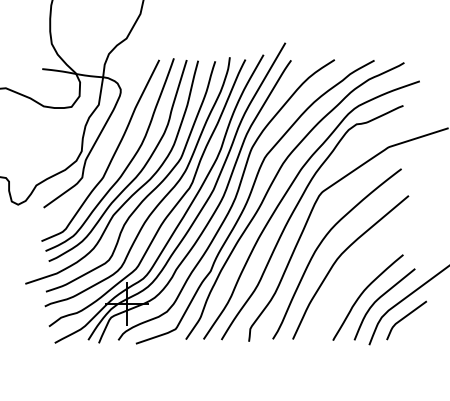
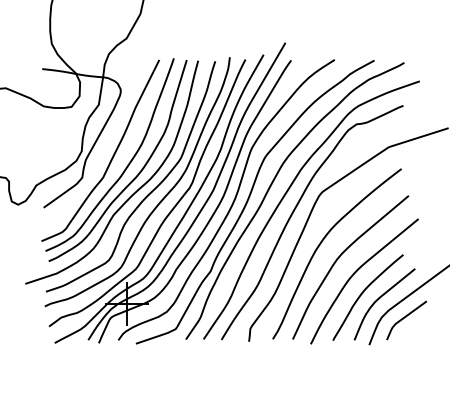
curve: none -> present (356, 272)
